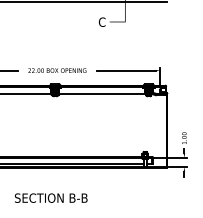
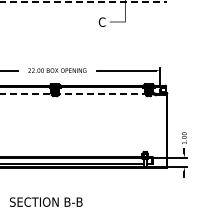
line: solid -> dashed (83, 2)
line: solid -> dashed (72, 93)
text position: (51, 197) -> (46, 201) (46, 201)
